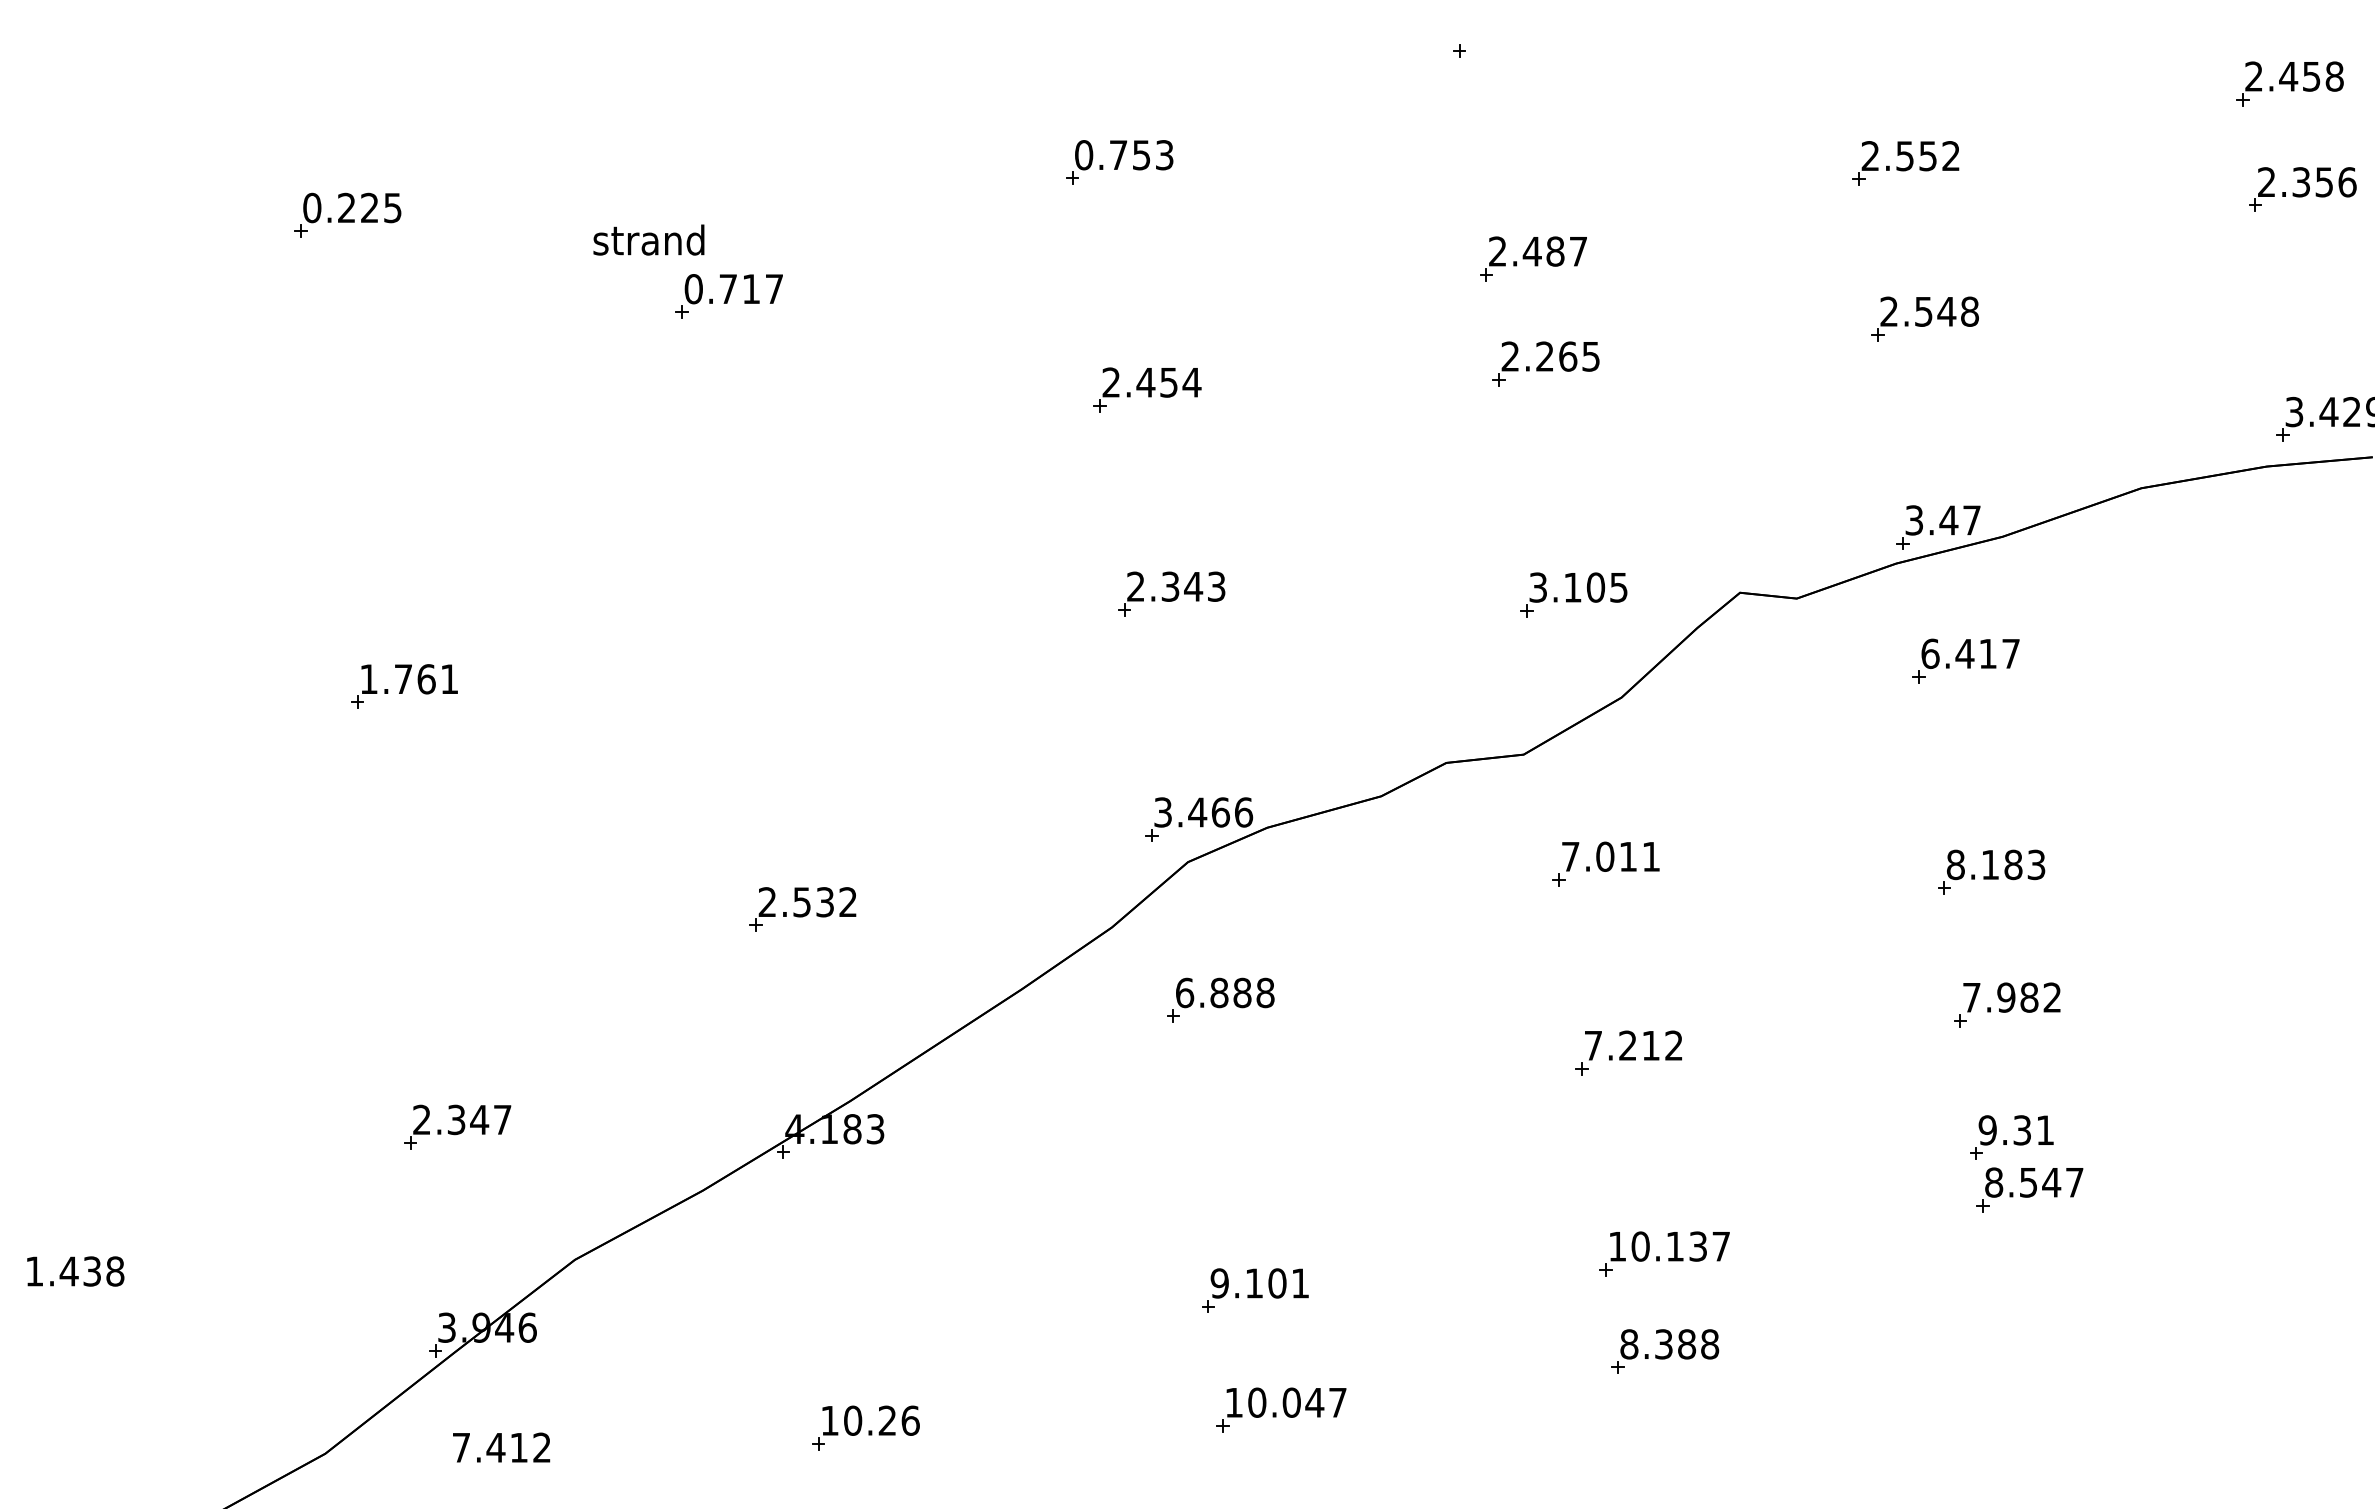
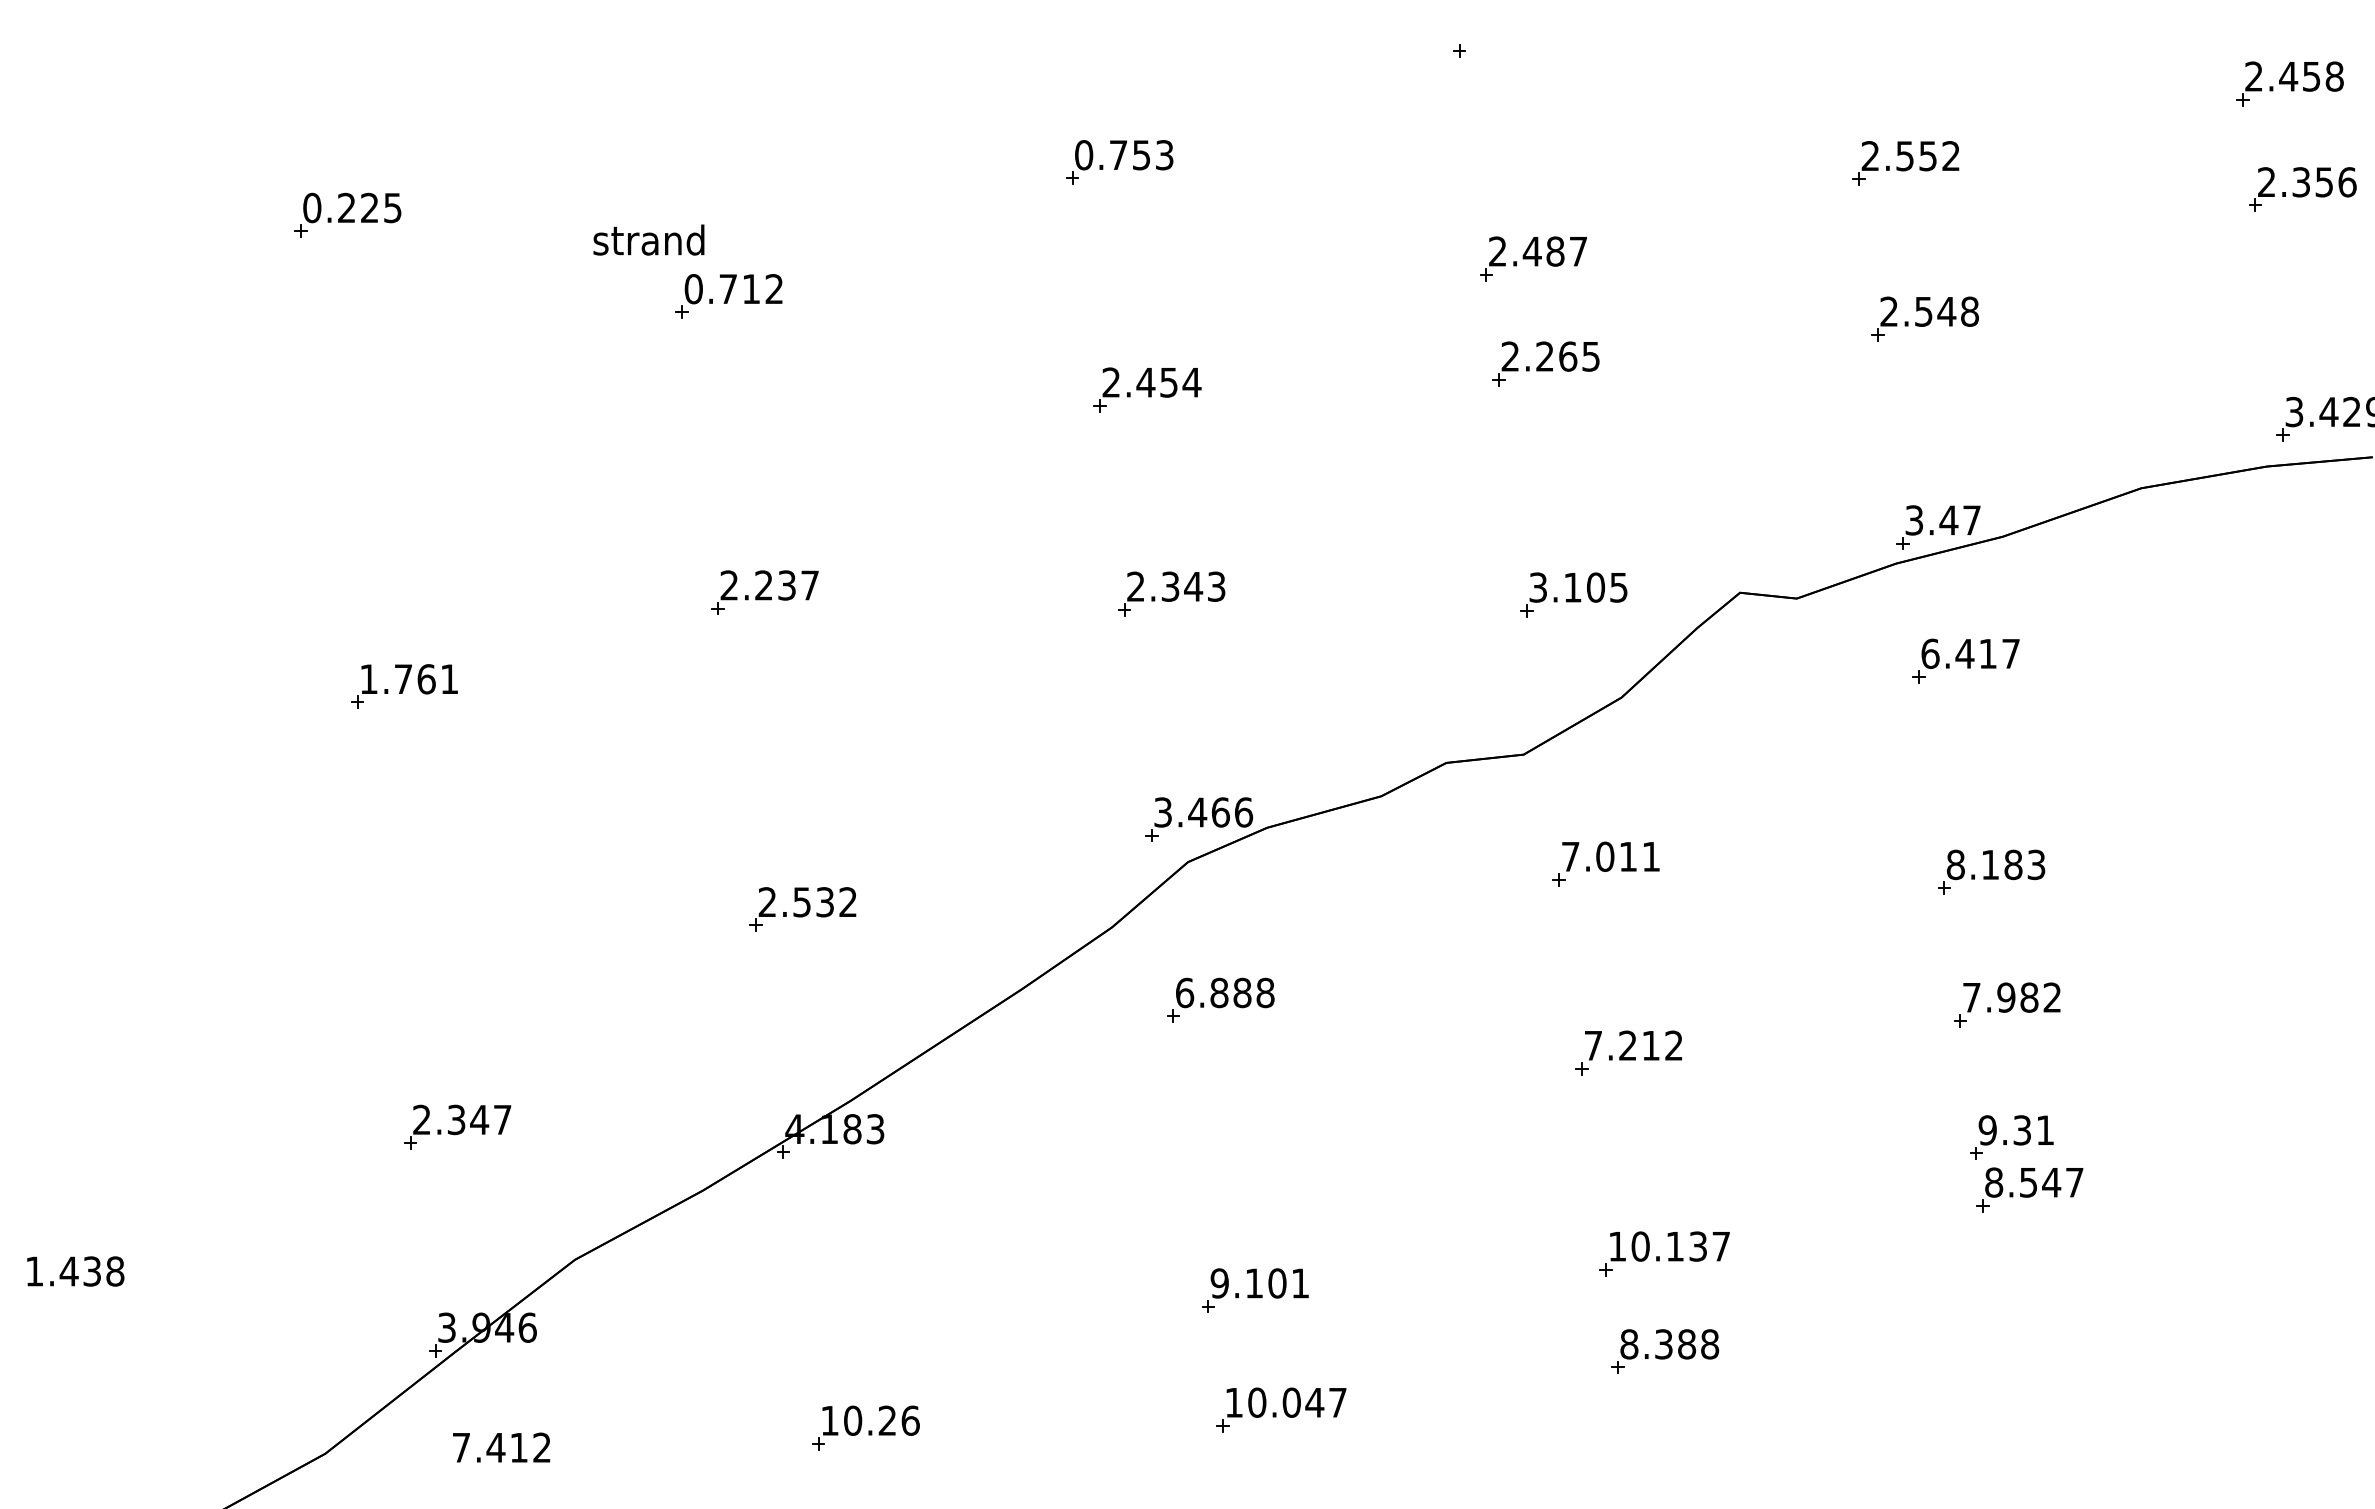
text: 0.717 -> 0.712 (773, 288)
part: none -> present (764, 592)
